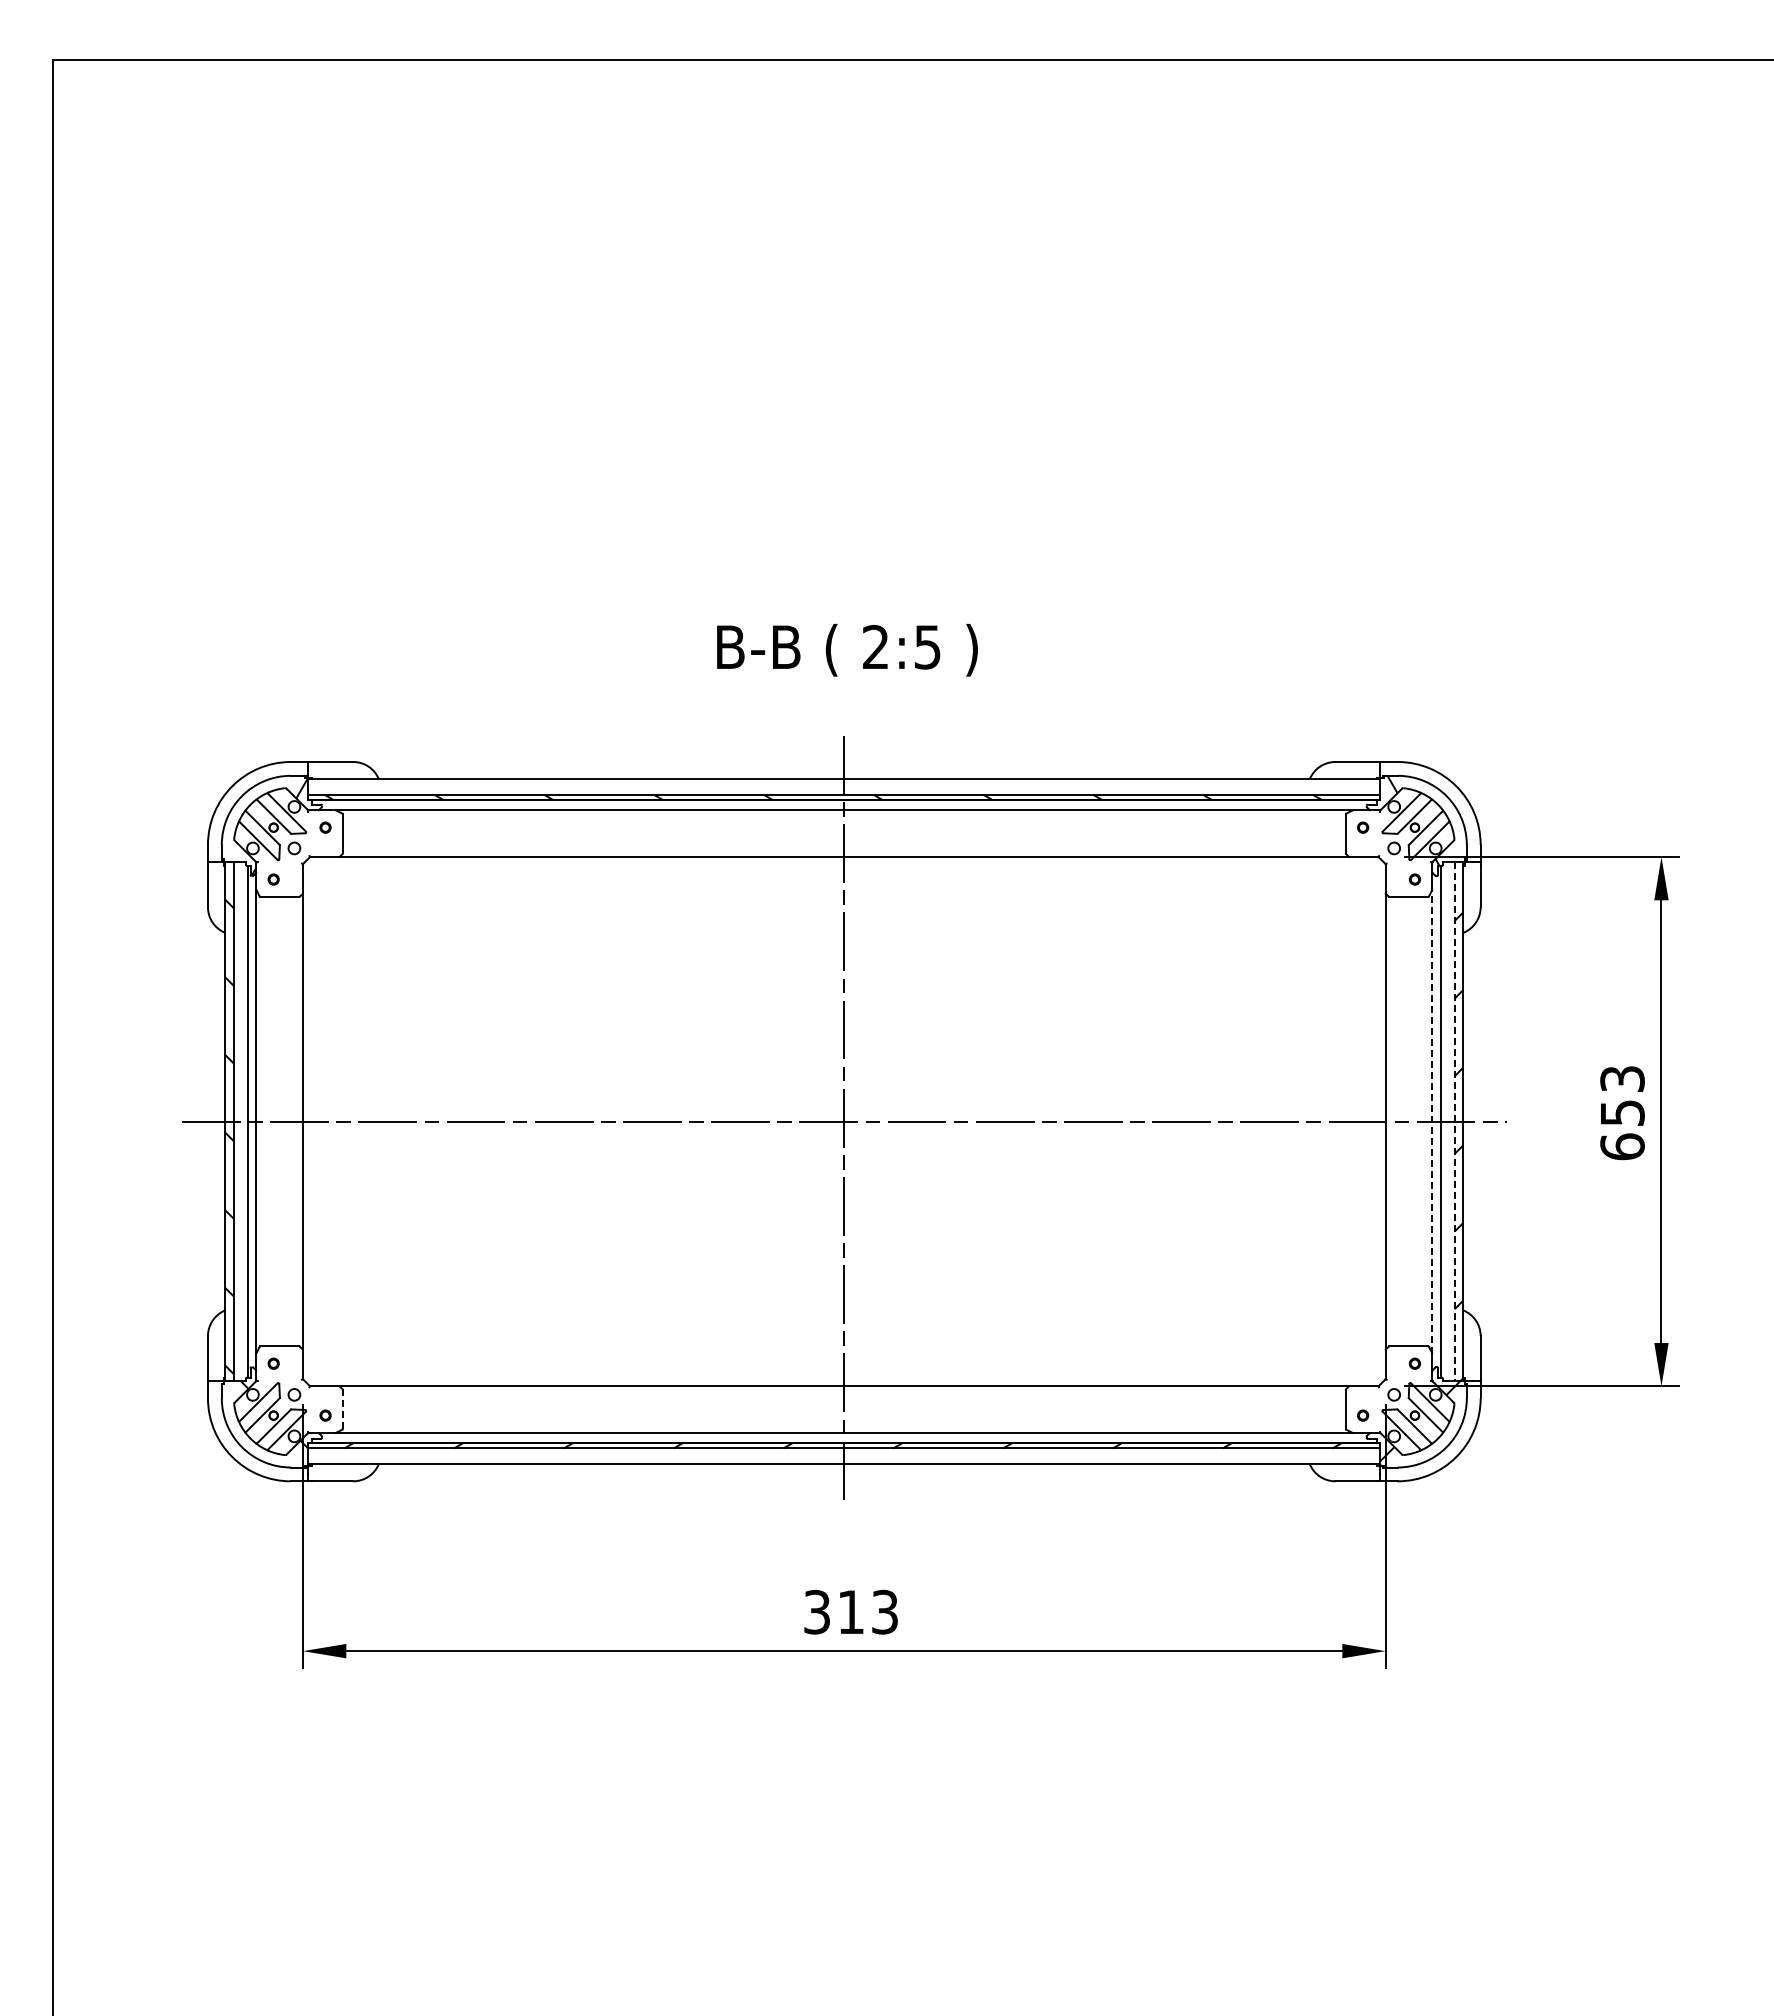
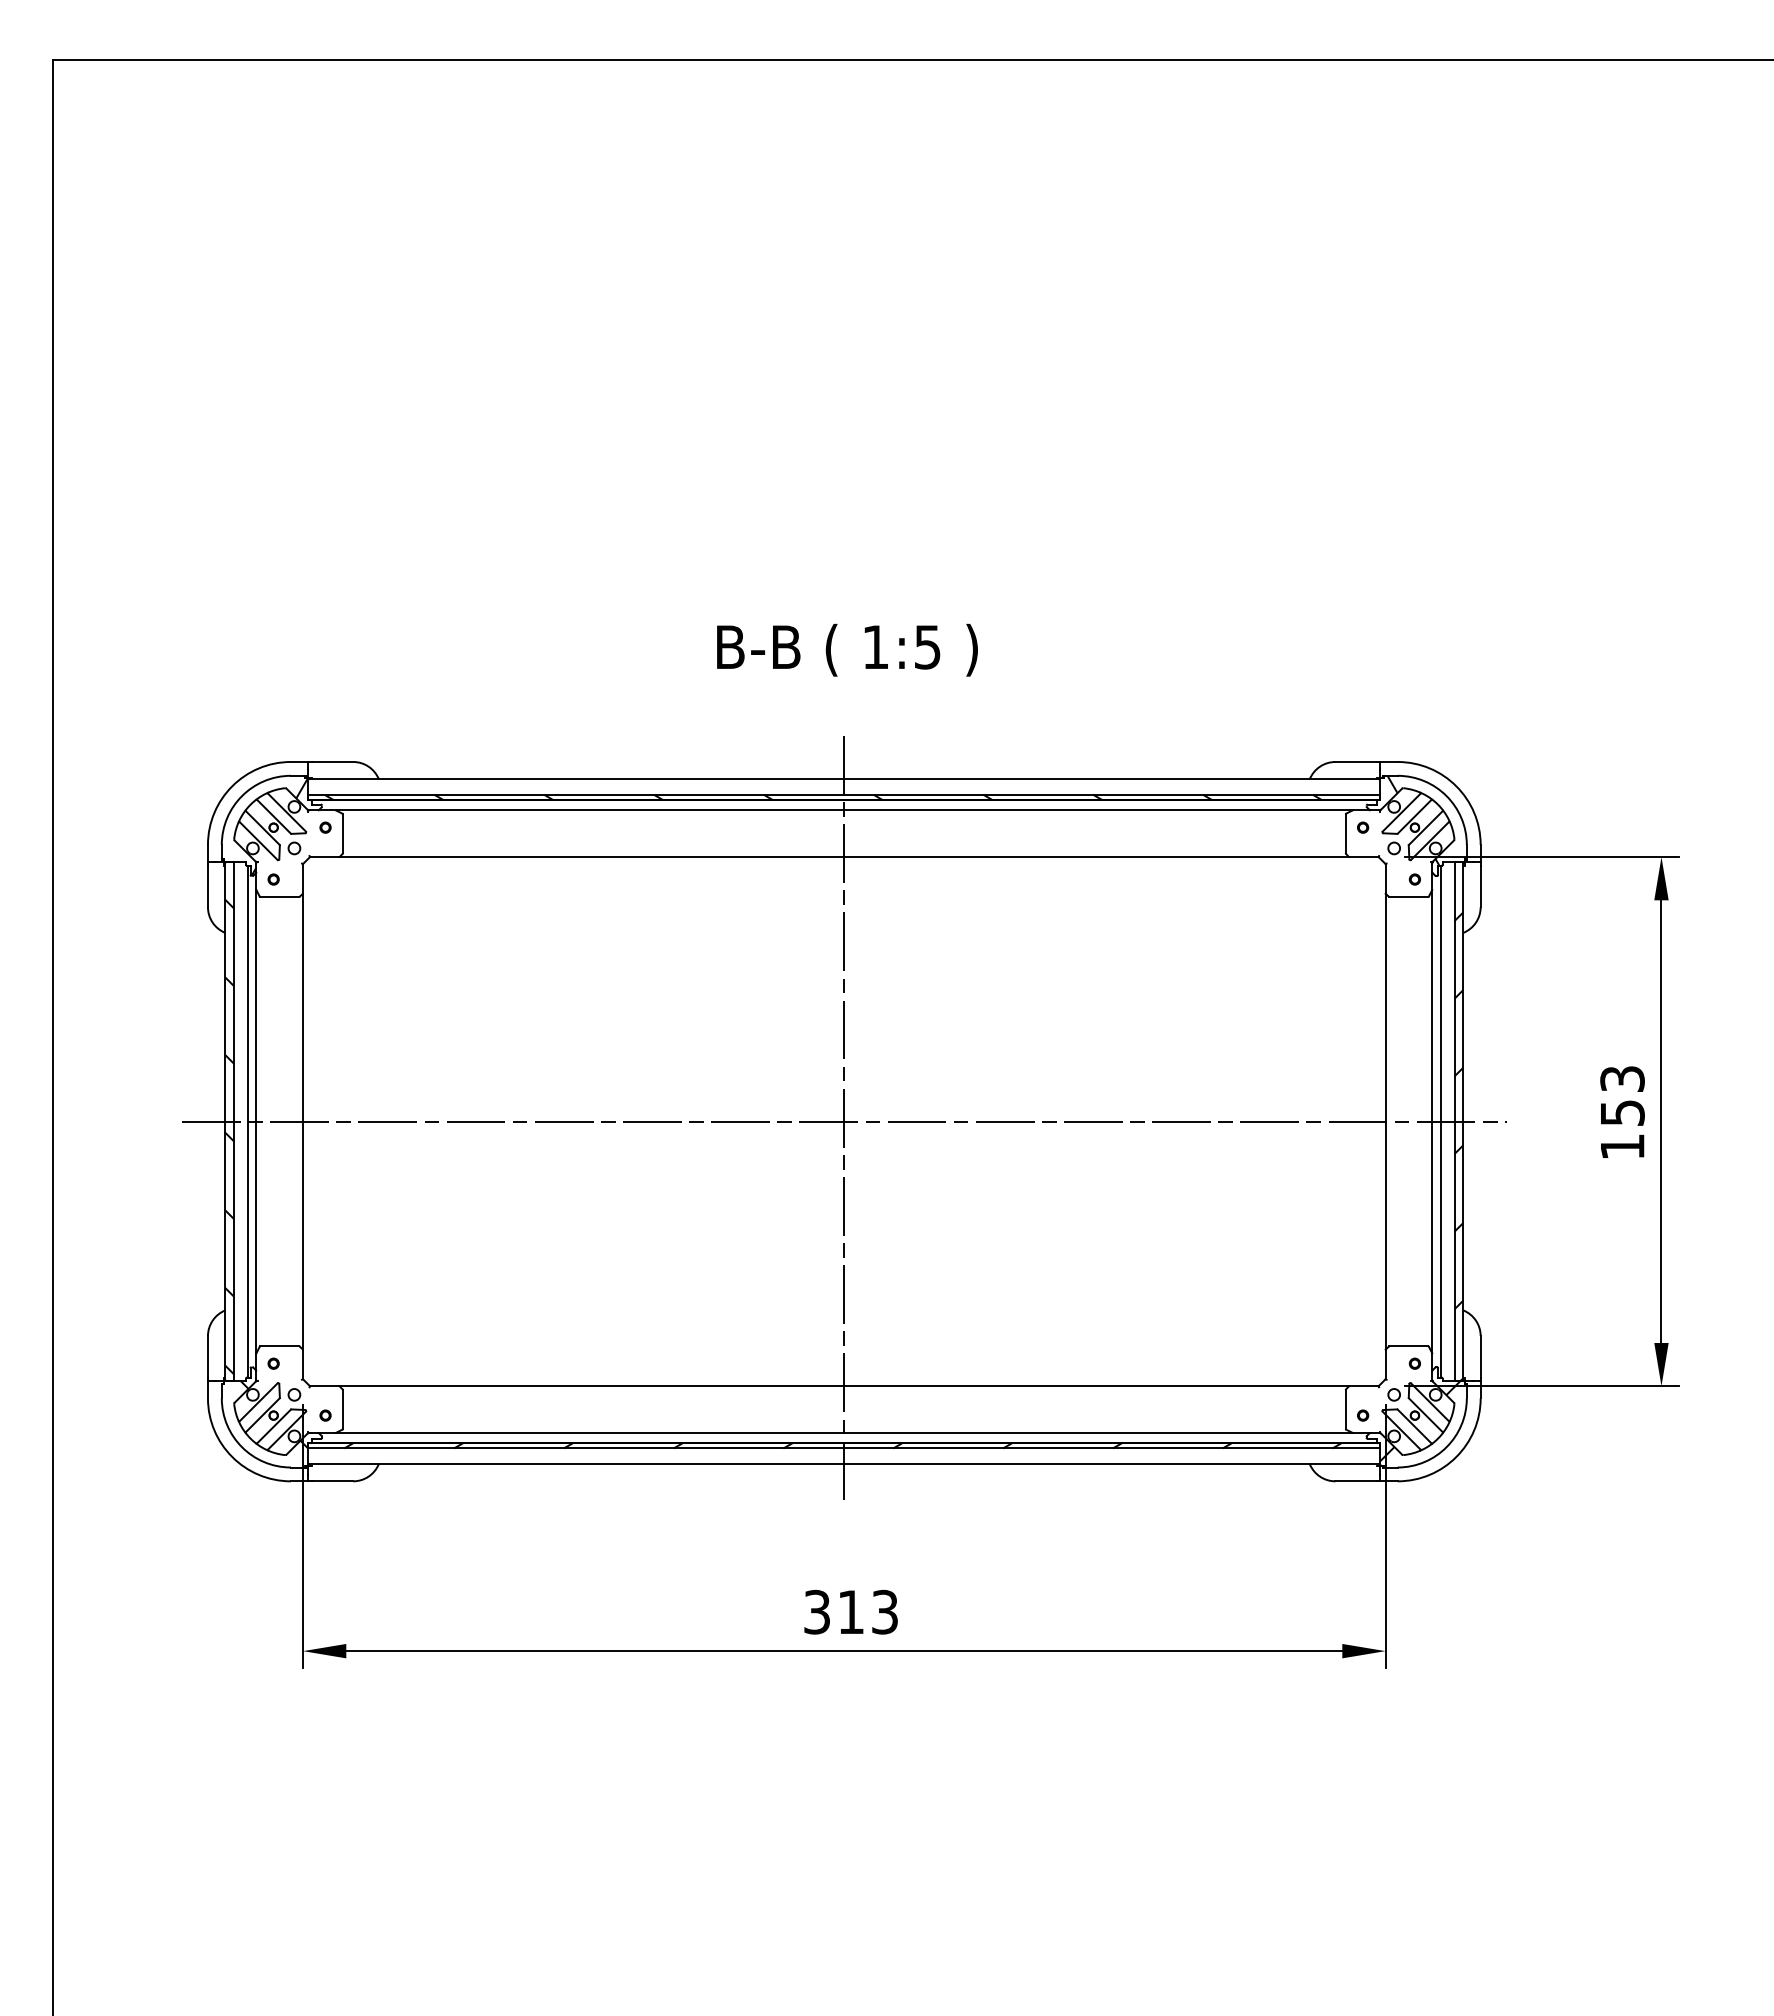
text: 2:5 -> 1:5 (875, 646)
line: dashed -> solid (1432, 1121)
line: dashed -> solid (1454, 1122)
text: 653 -> 153 (1622, 1146)
line: dashed -> solid (342, 1408)
